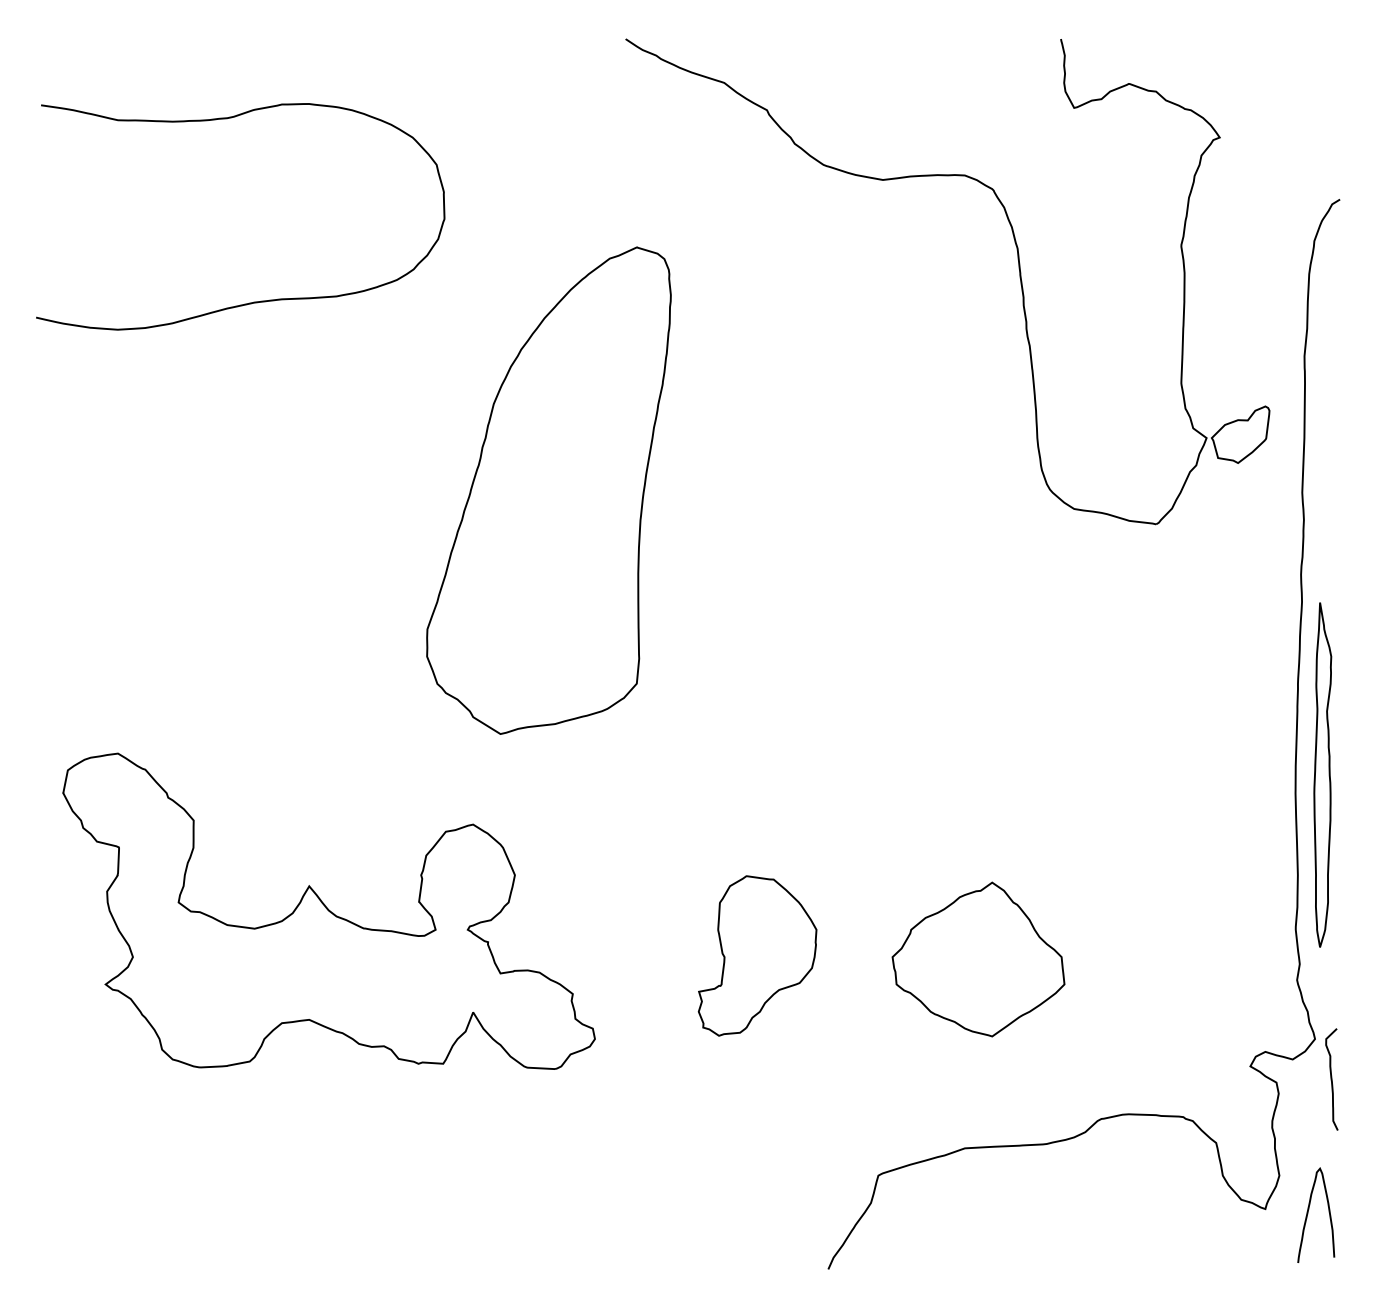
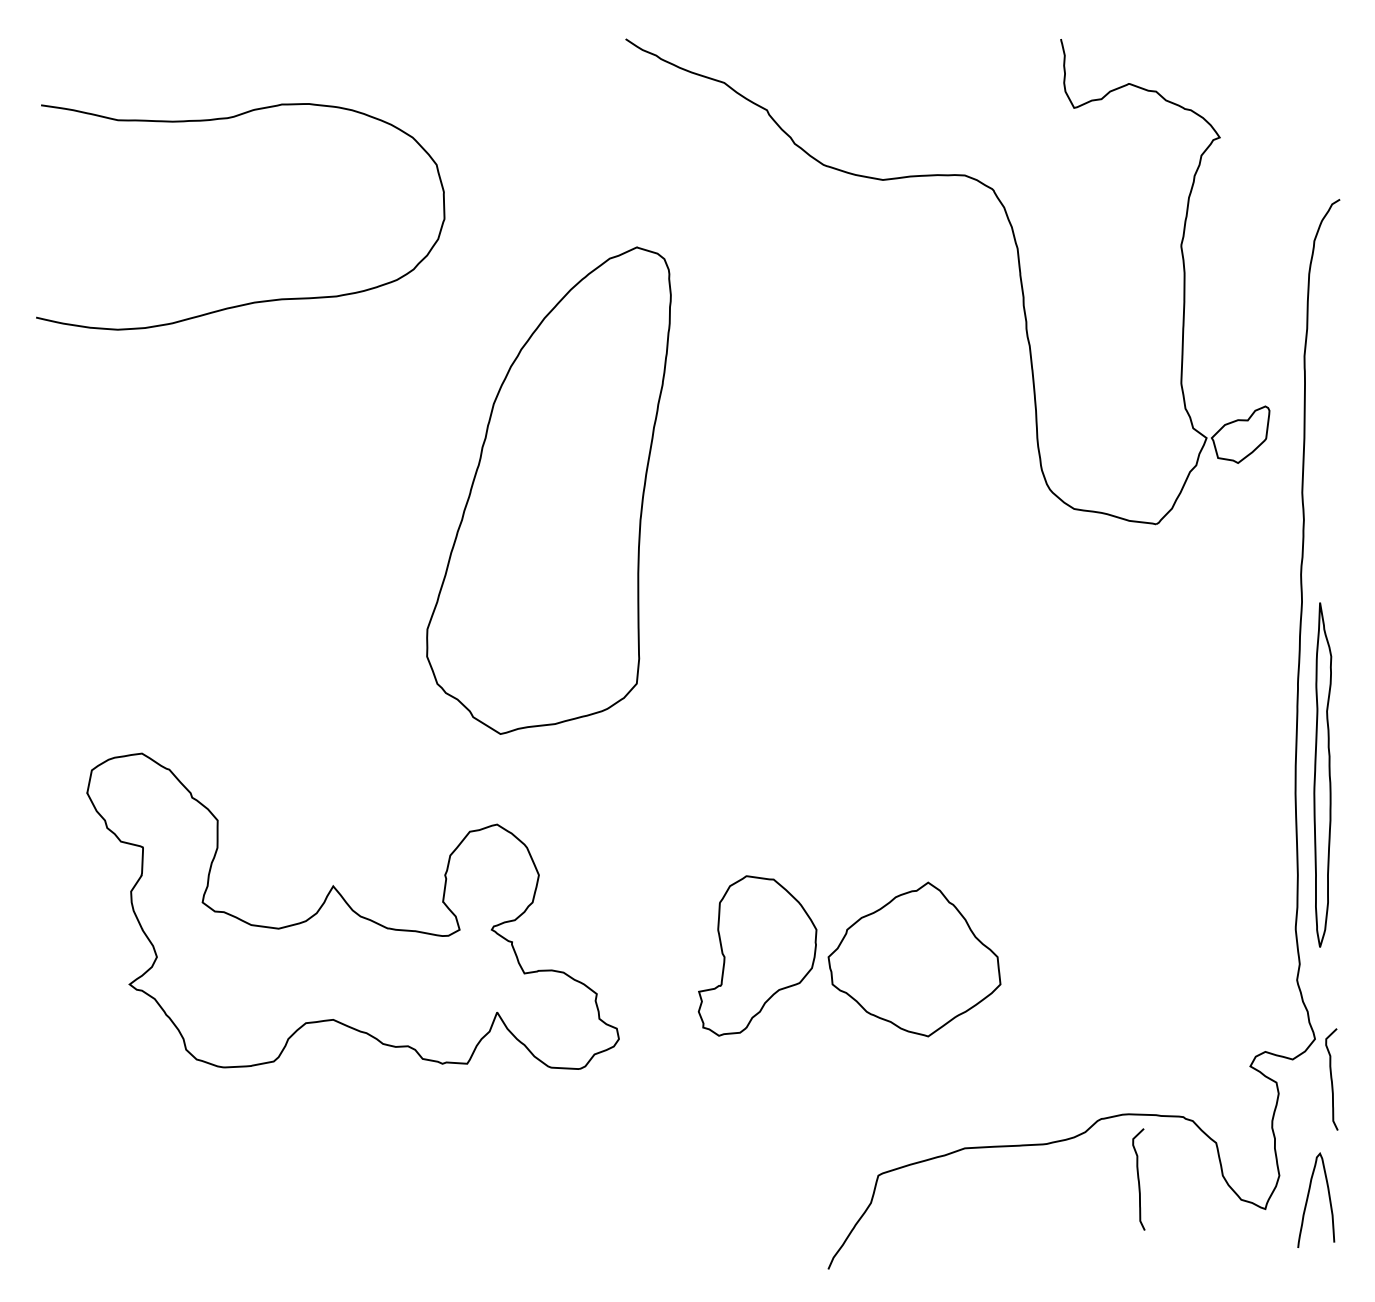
part position: (328, 910) -> (352, 910) (352, 910)
part position: (978, 959) -> (914, 959) (914, 959)
curve: none -> present (1138, 1179)
curve position: (1308, 1214) -> (1308, 1199) (1308, 1199)
